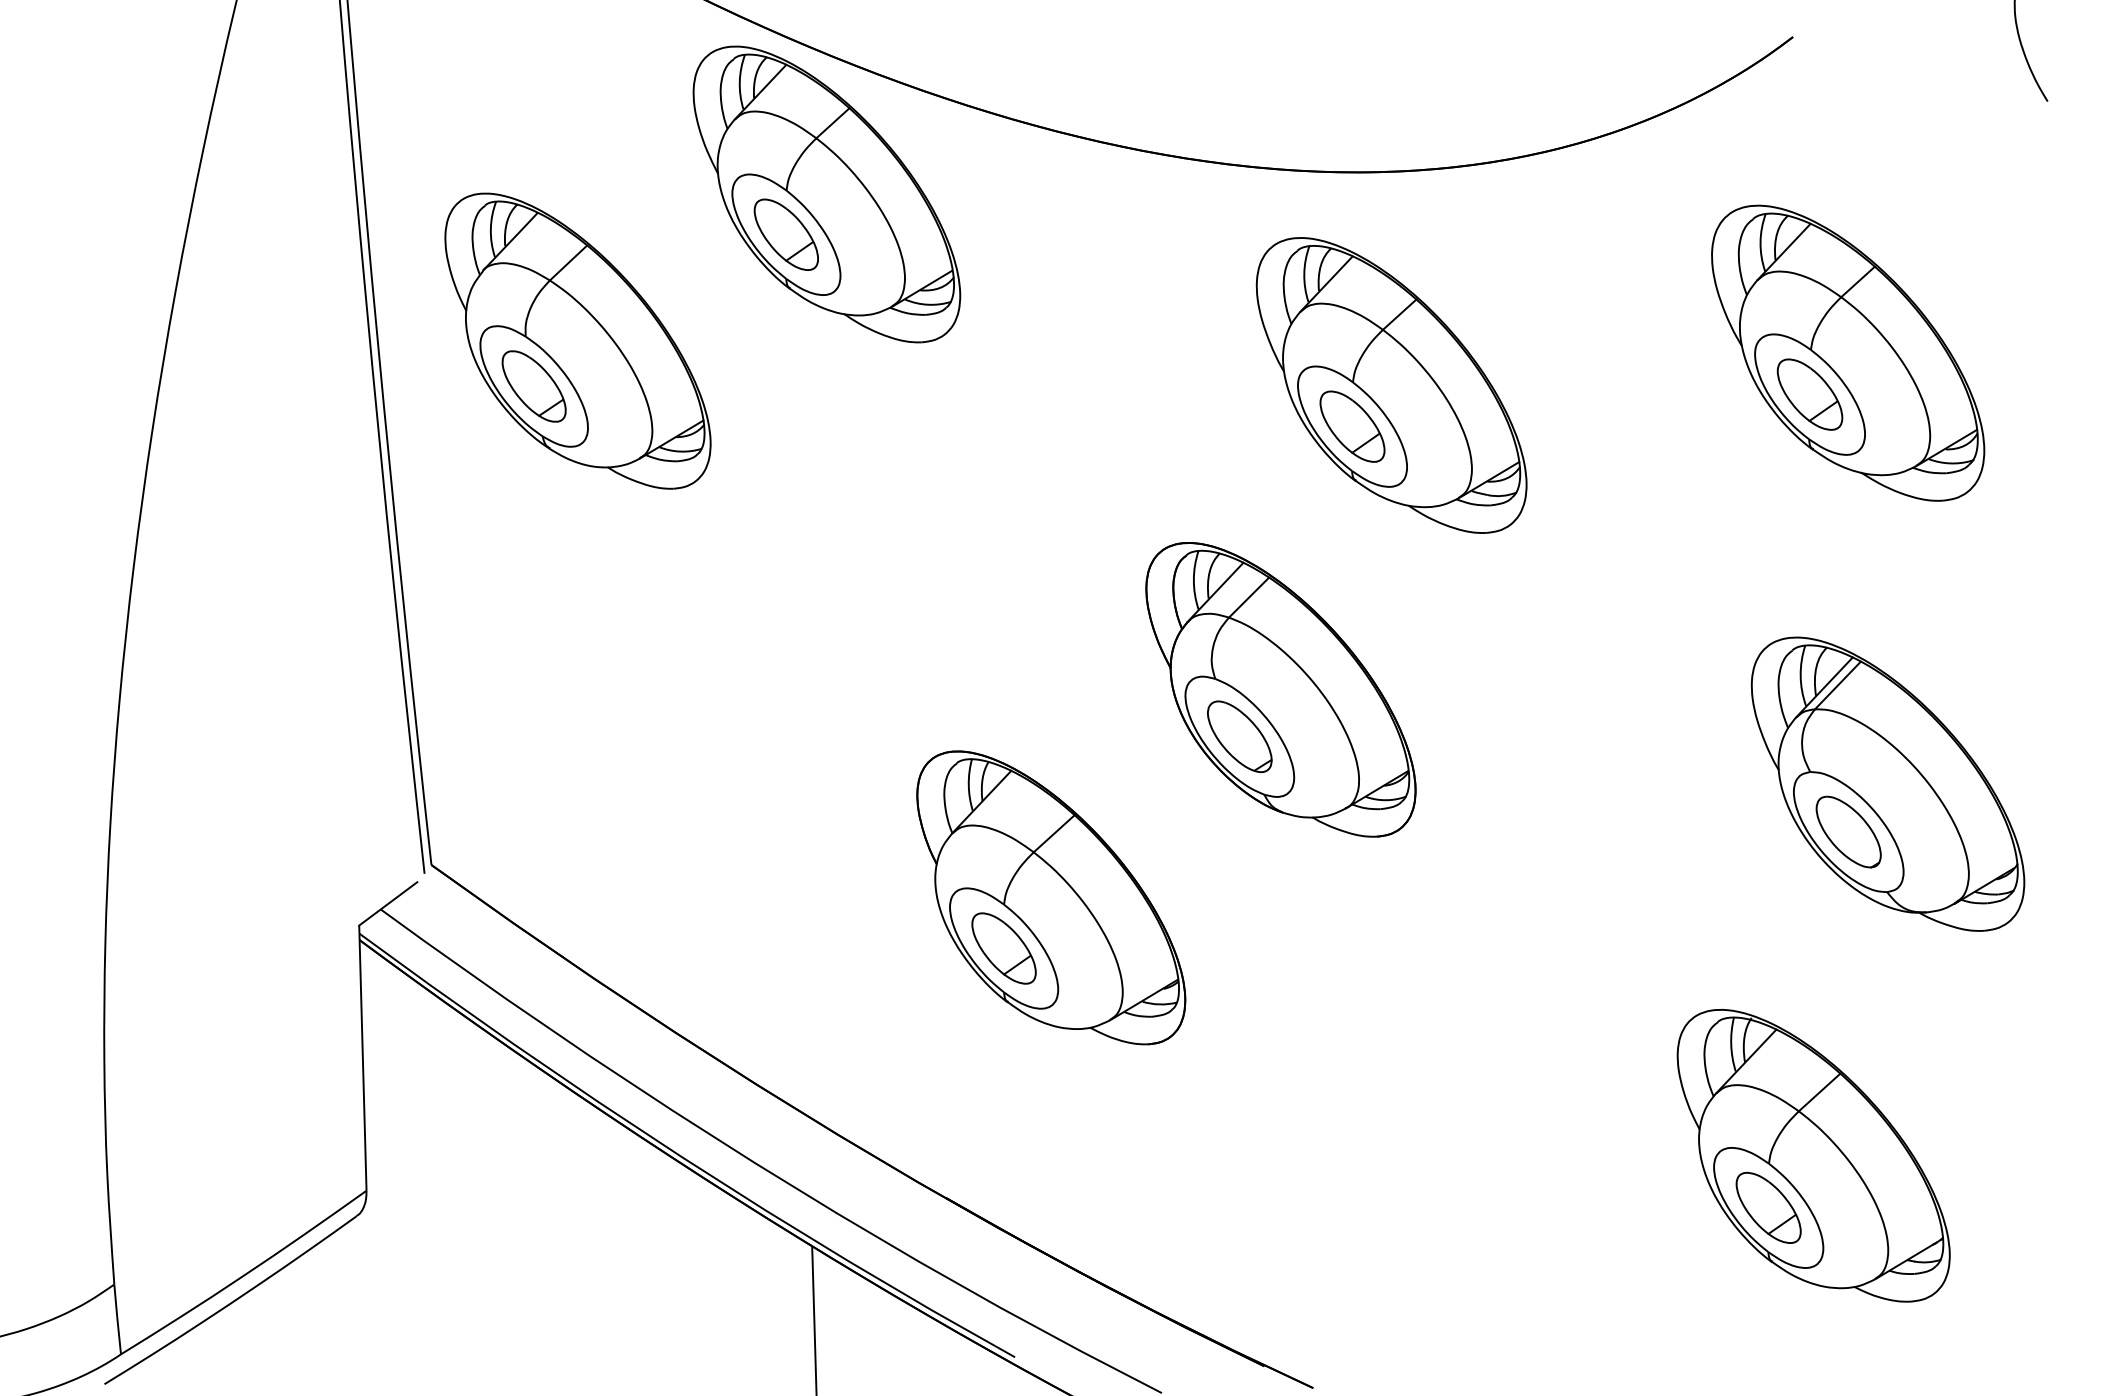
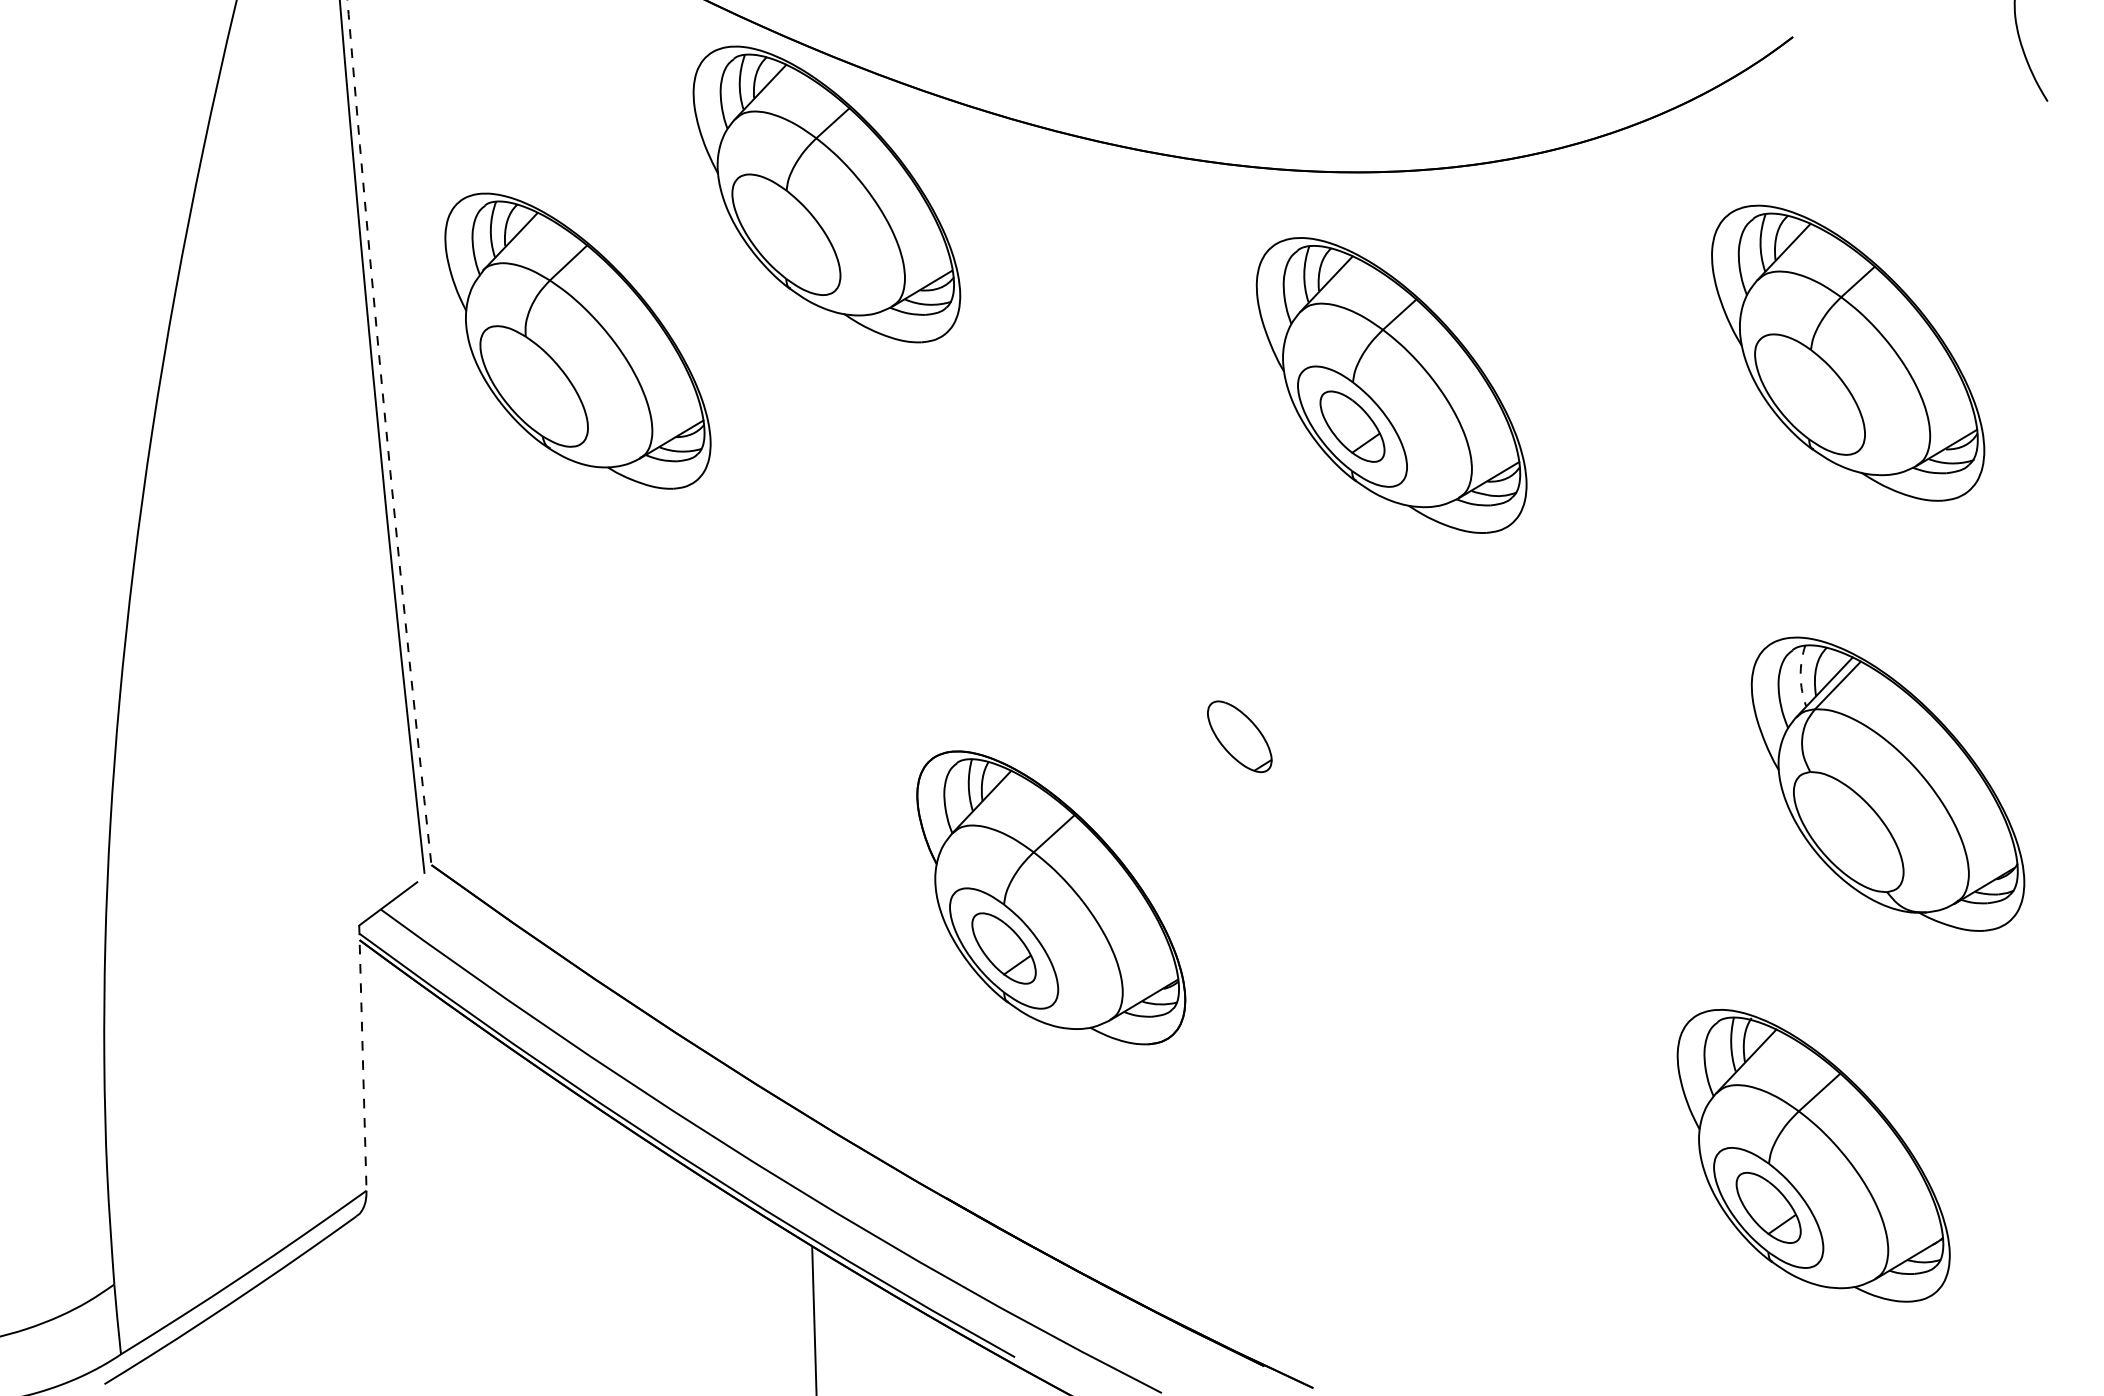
part: present -> none (785, 234)
part: present -> none (533, 386)
part: present -> none (1809, 394)
arc: solid -> dashed (386, 433)
arc: solid -> dashed (1800, 675)
part: present -> none (1280, 689)
part: present -> none (1848, 831)
line: solid -> dashed (362, 1058)
